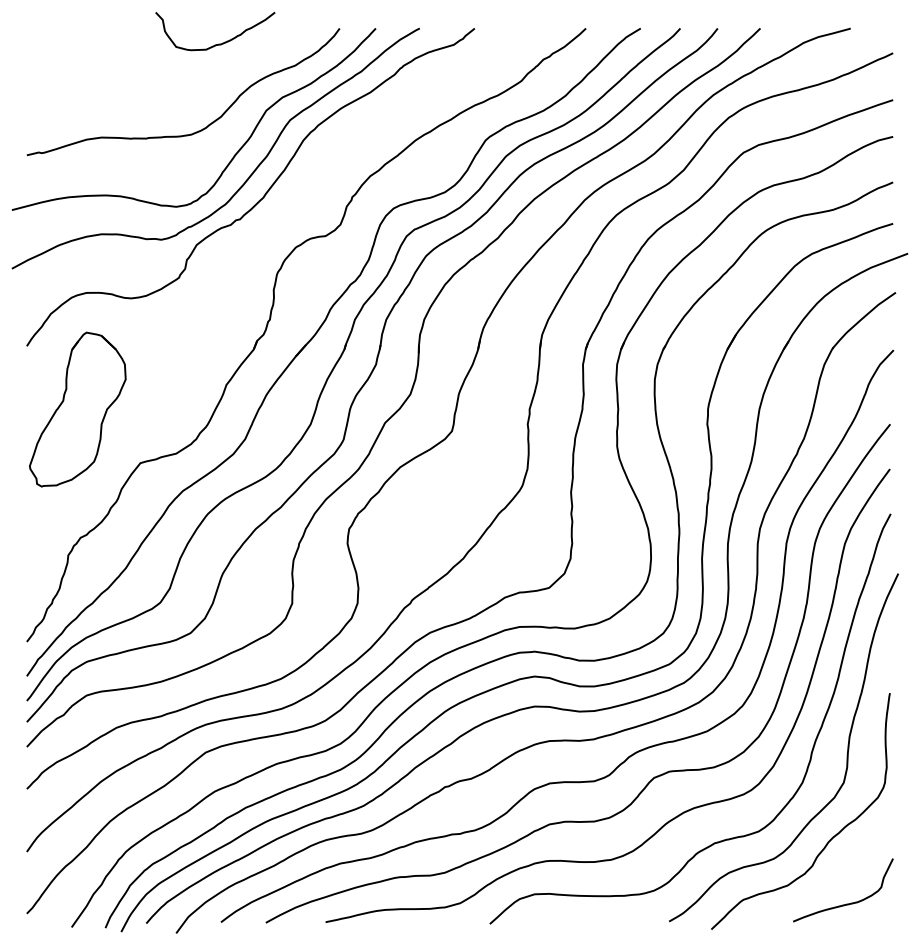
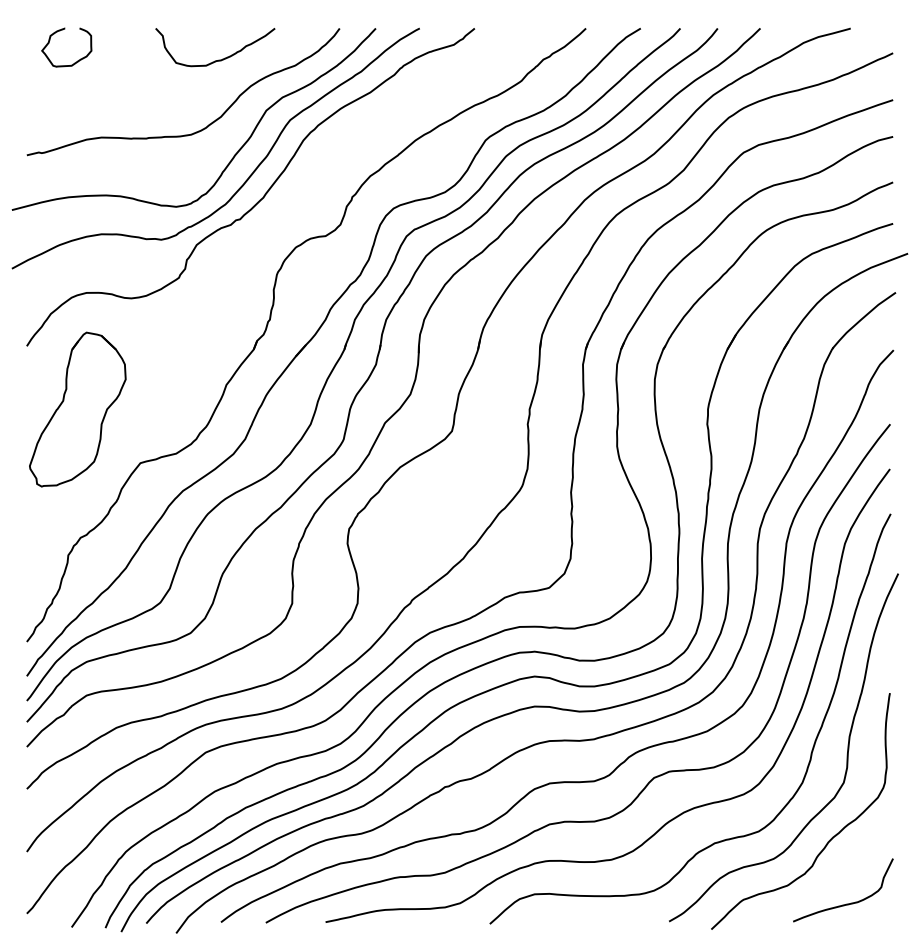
curve position: (218, 43) -> (218, 59) (218, 59)
curve: none -> present (74, 62)
